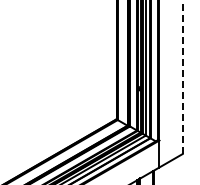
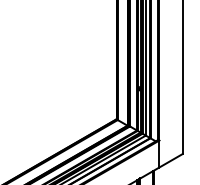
line: dashed -> solid (182, 77)
